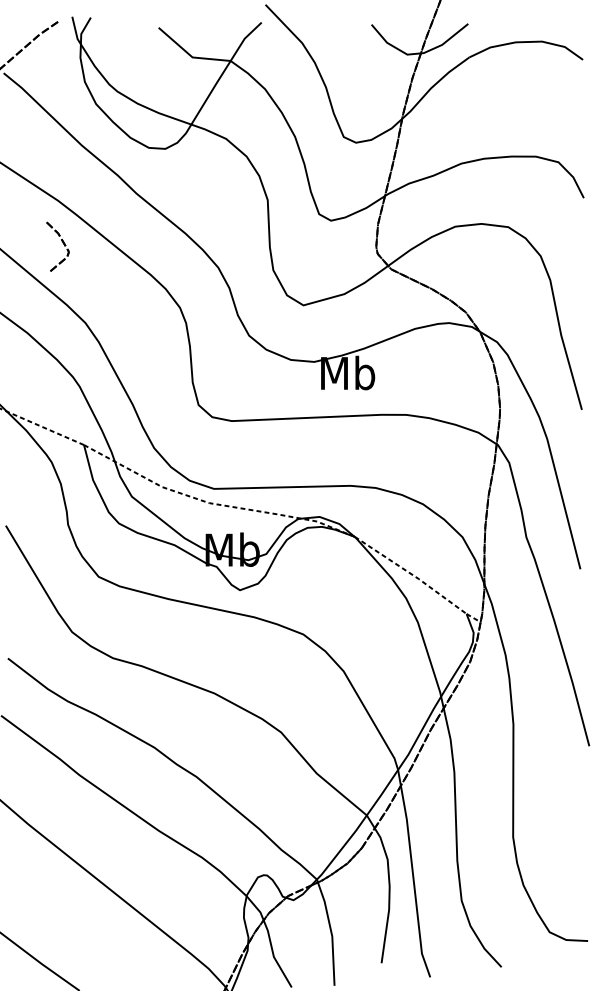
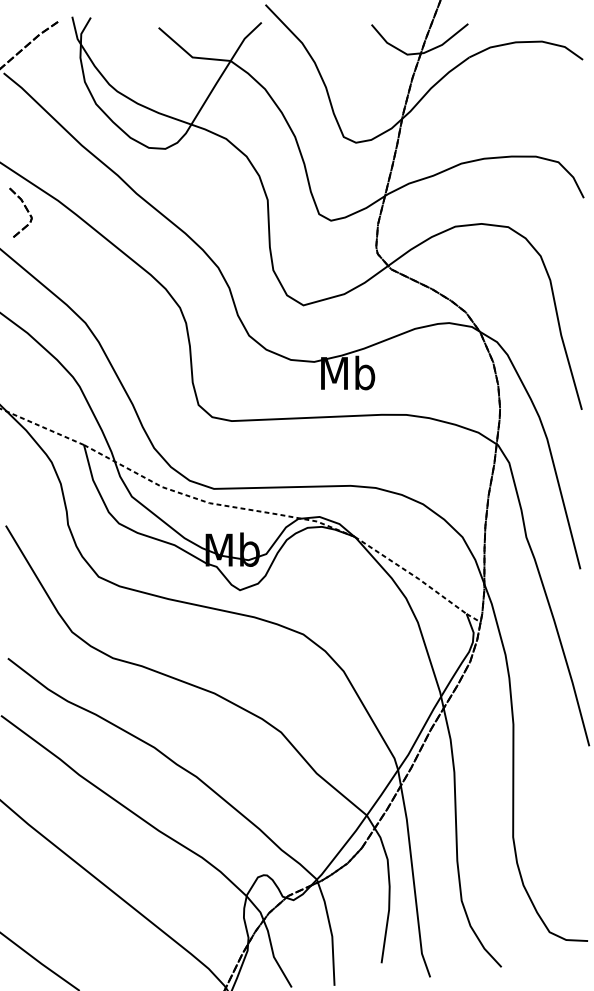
part position: (57, 246) -> (20, 212) (20, 212)
